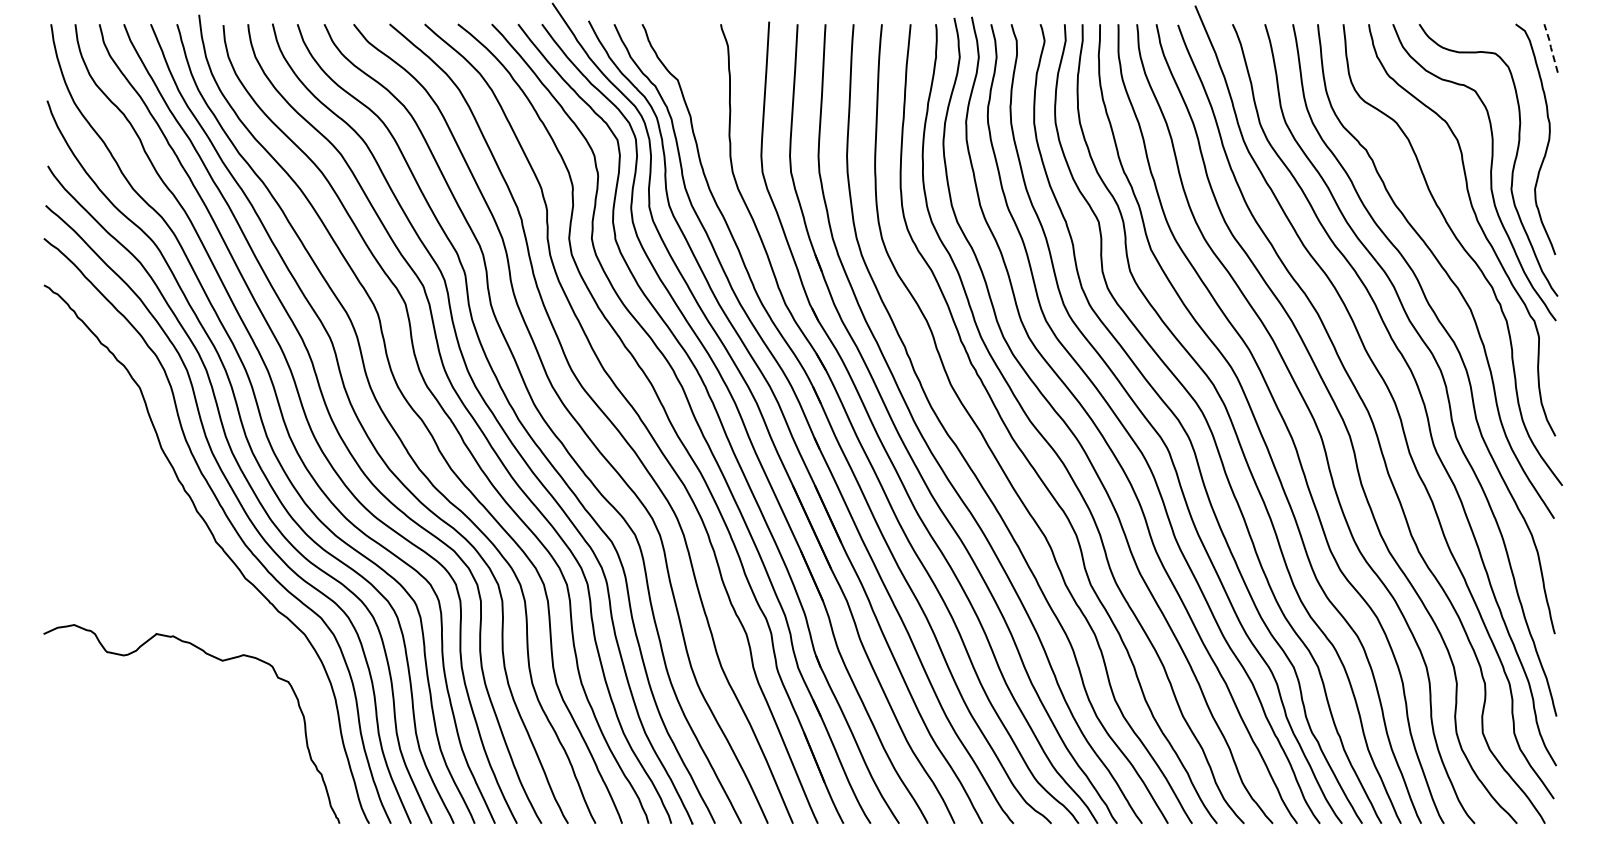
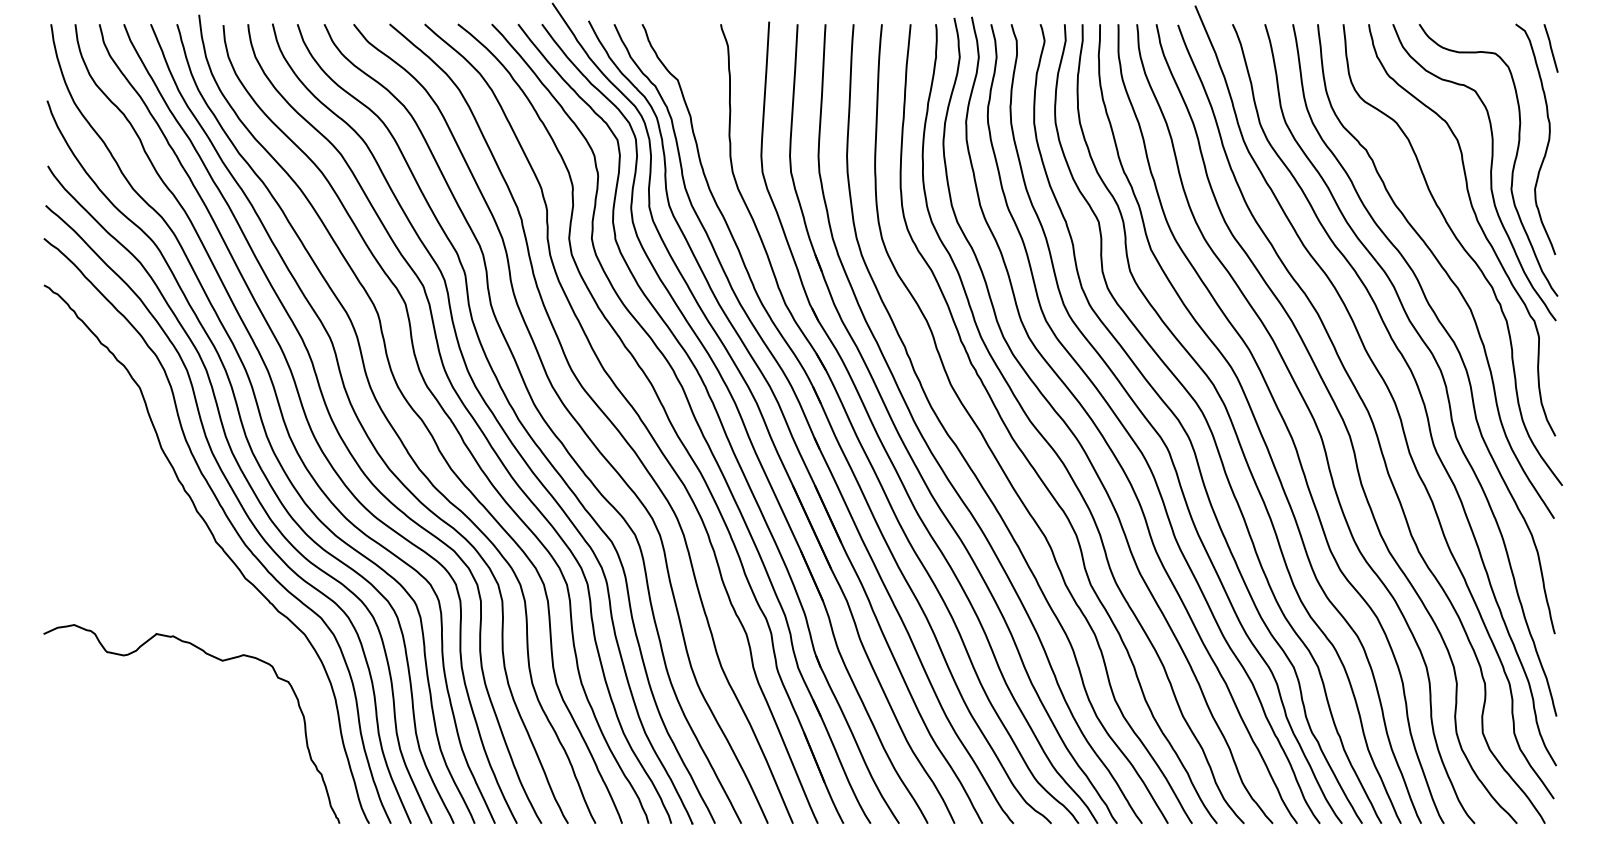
line: dashed -> solid (1550, 47)
